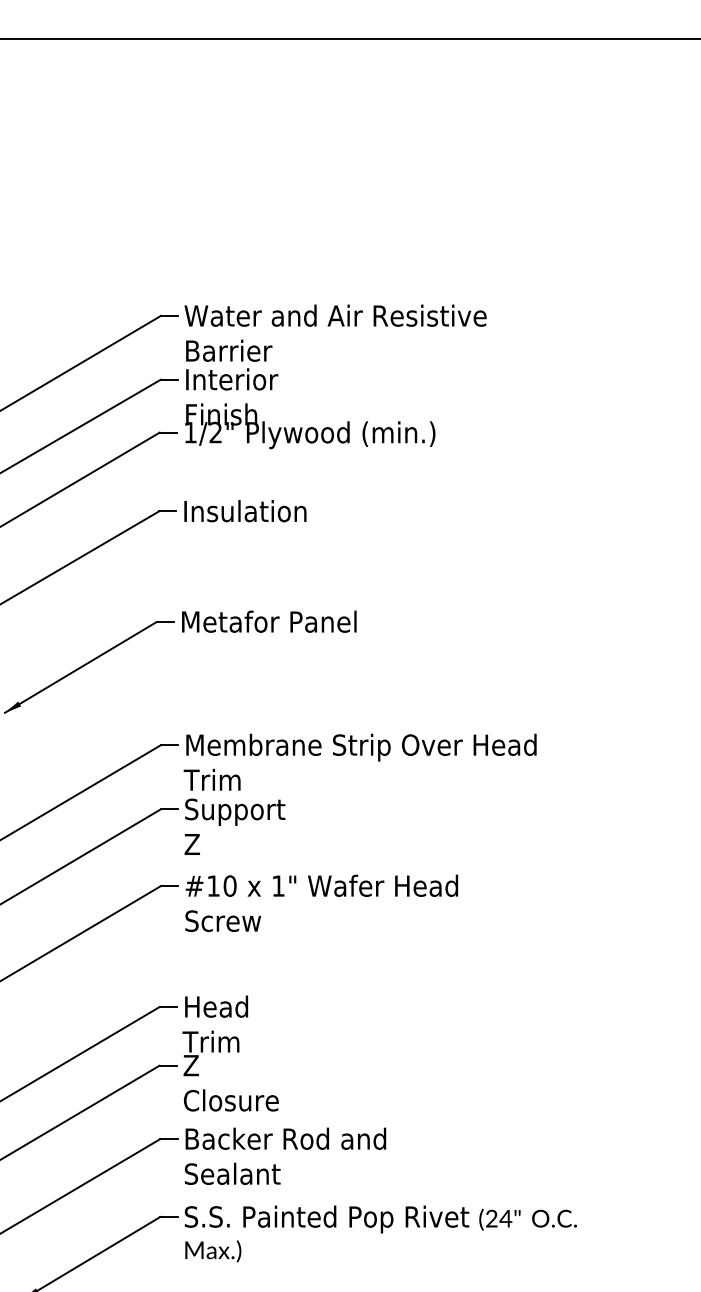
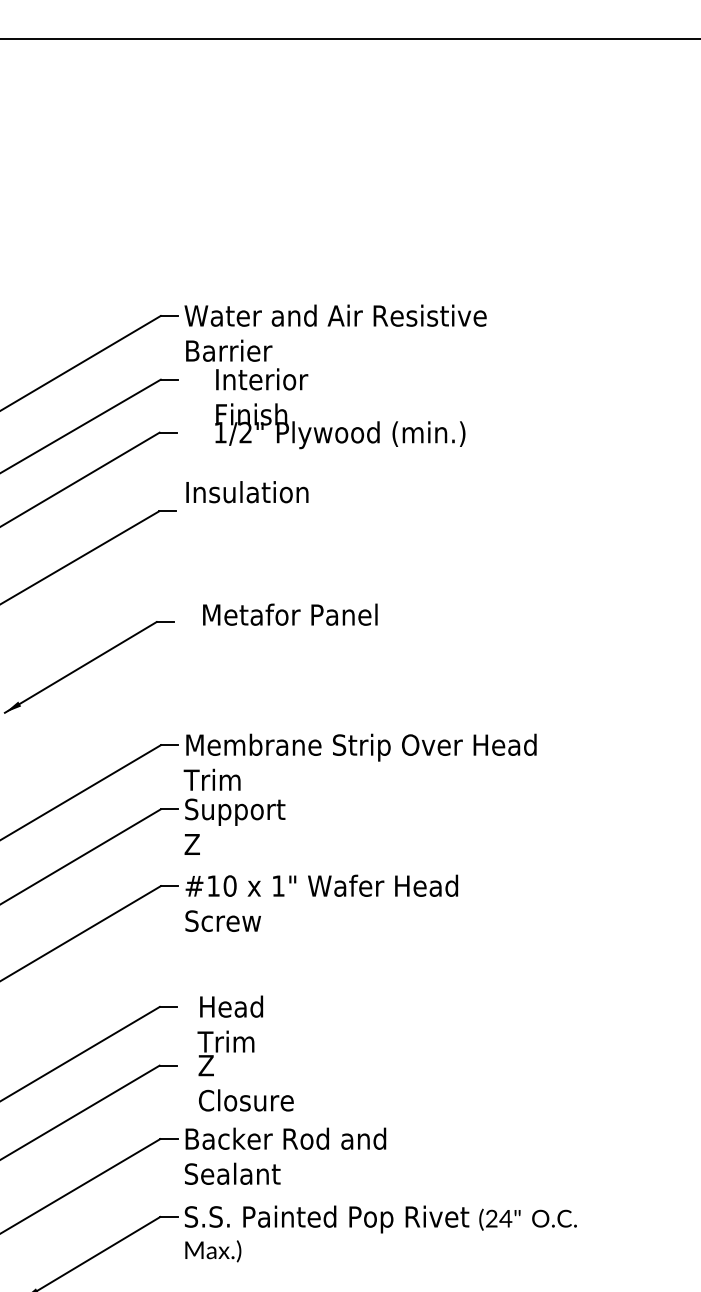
text position: (310, 408) -> (340, 408) (340, 408)
text position: (245, 511) -> (247, 492) (247, 492)
text position: (269, 621) -> (290, 614) (290, 614)
text position: (230, 1053) -> (245, 1053) (245, 1053)
